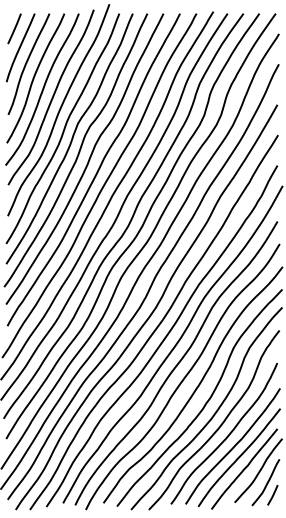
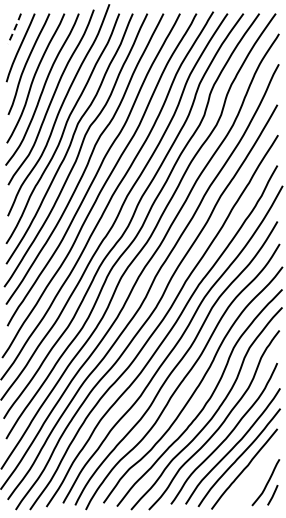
line: solid -> dashed (14, 29)
curve: present -> none (259, 470)
